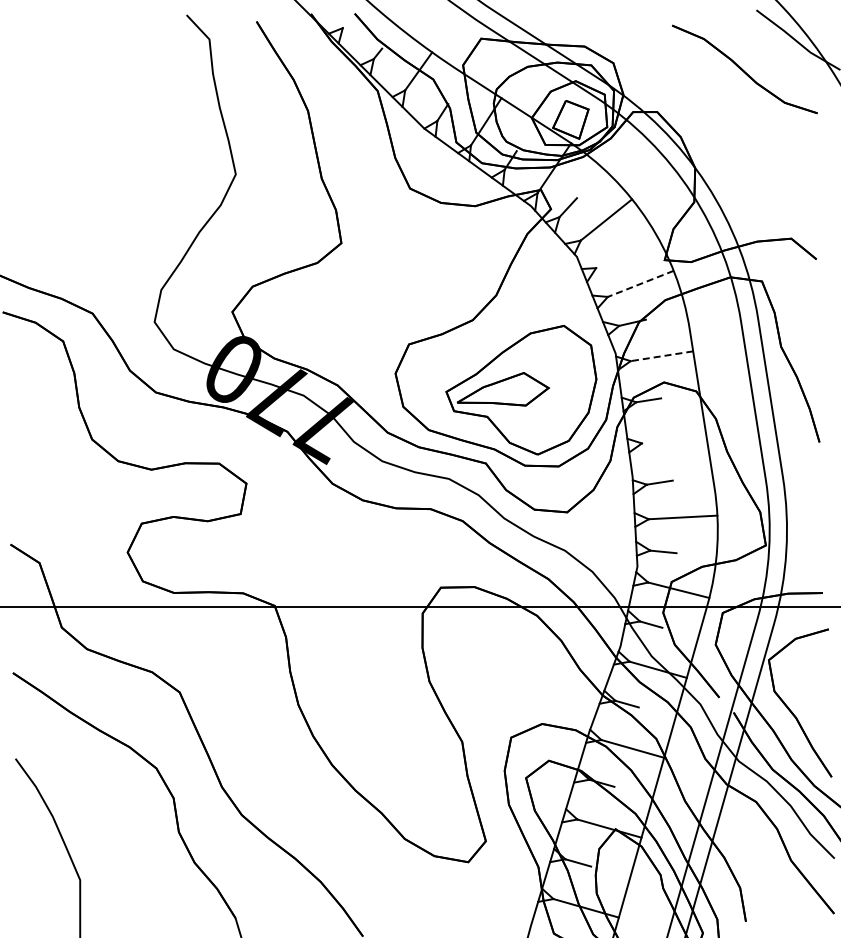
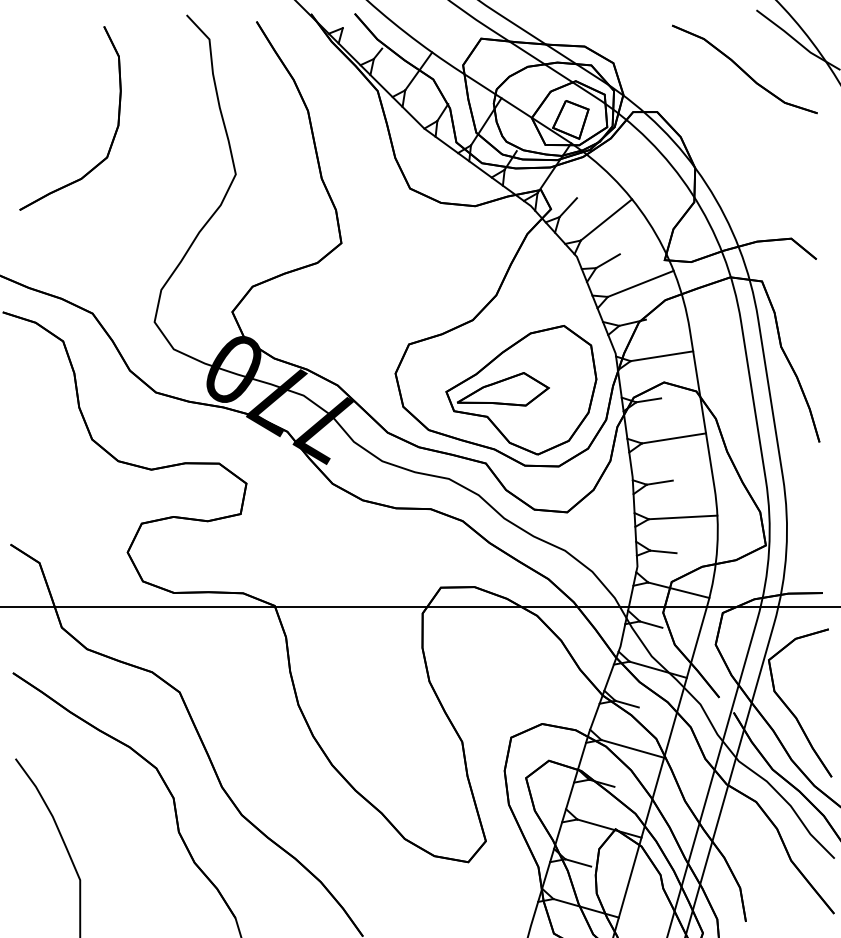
part: none -> present (113, 135)
line: none -> present (607, 261)
line: dashed -> solid (640, 284)
line: dashed -> solid (661, 356)
line: none -> present (673, 438)
